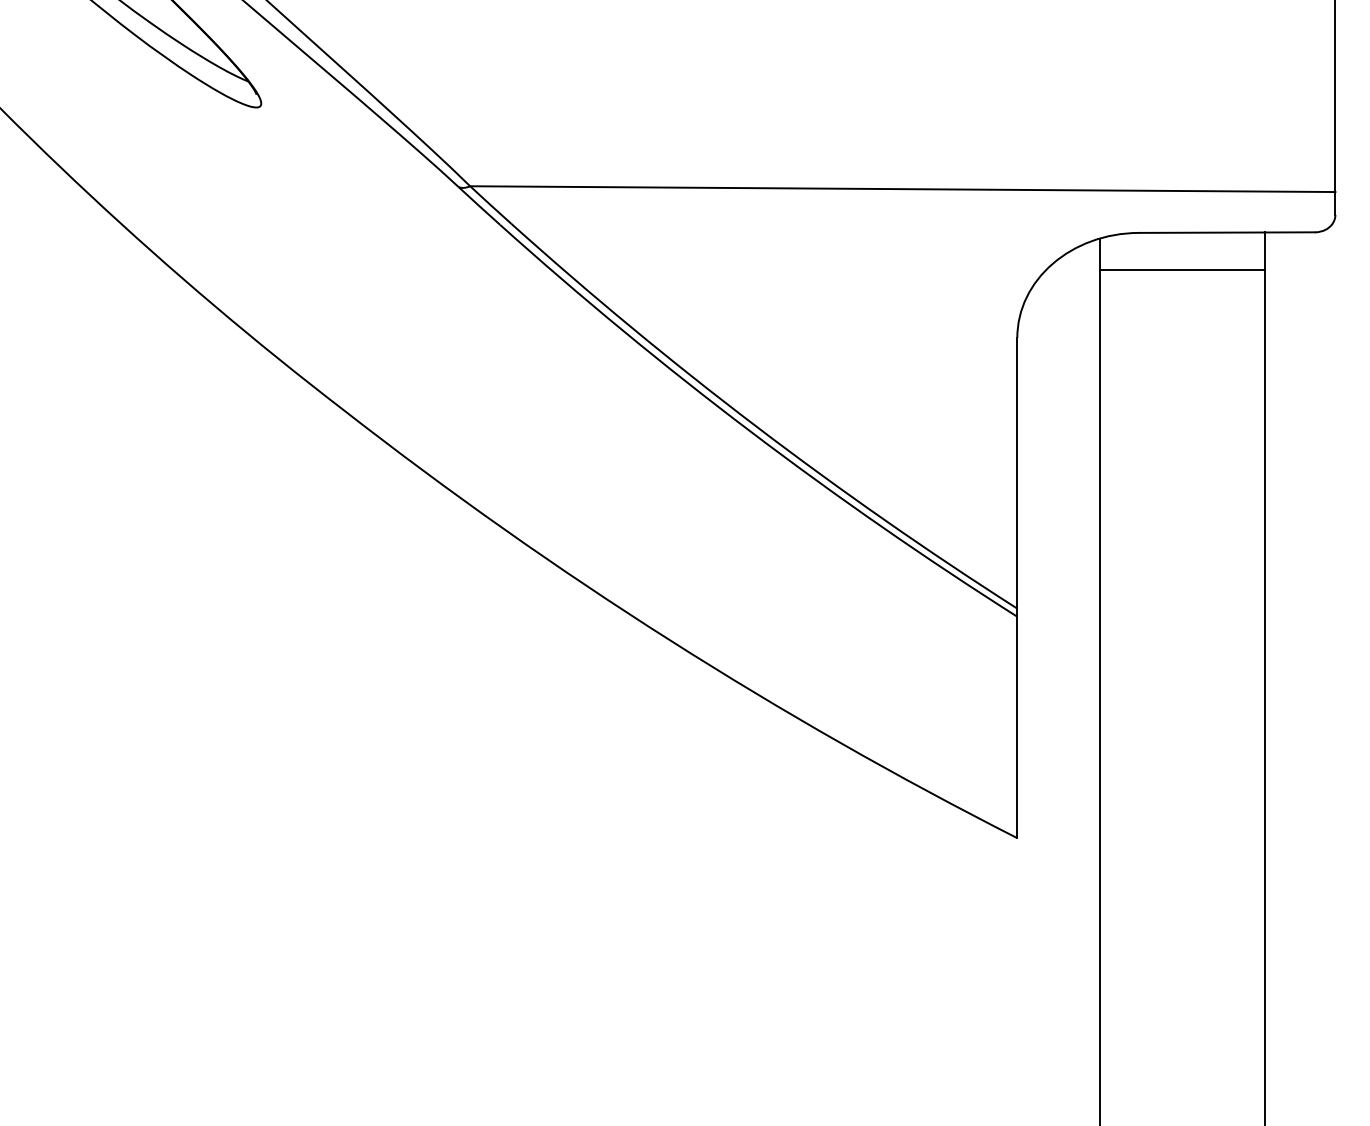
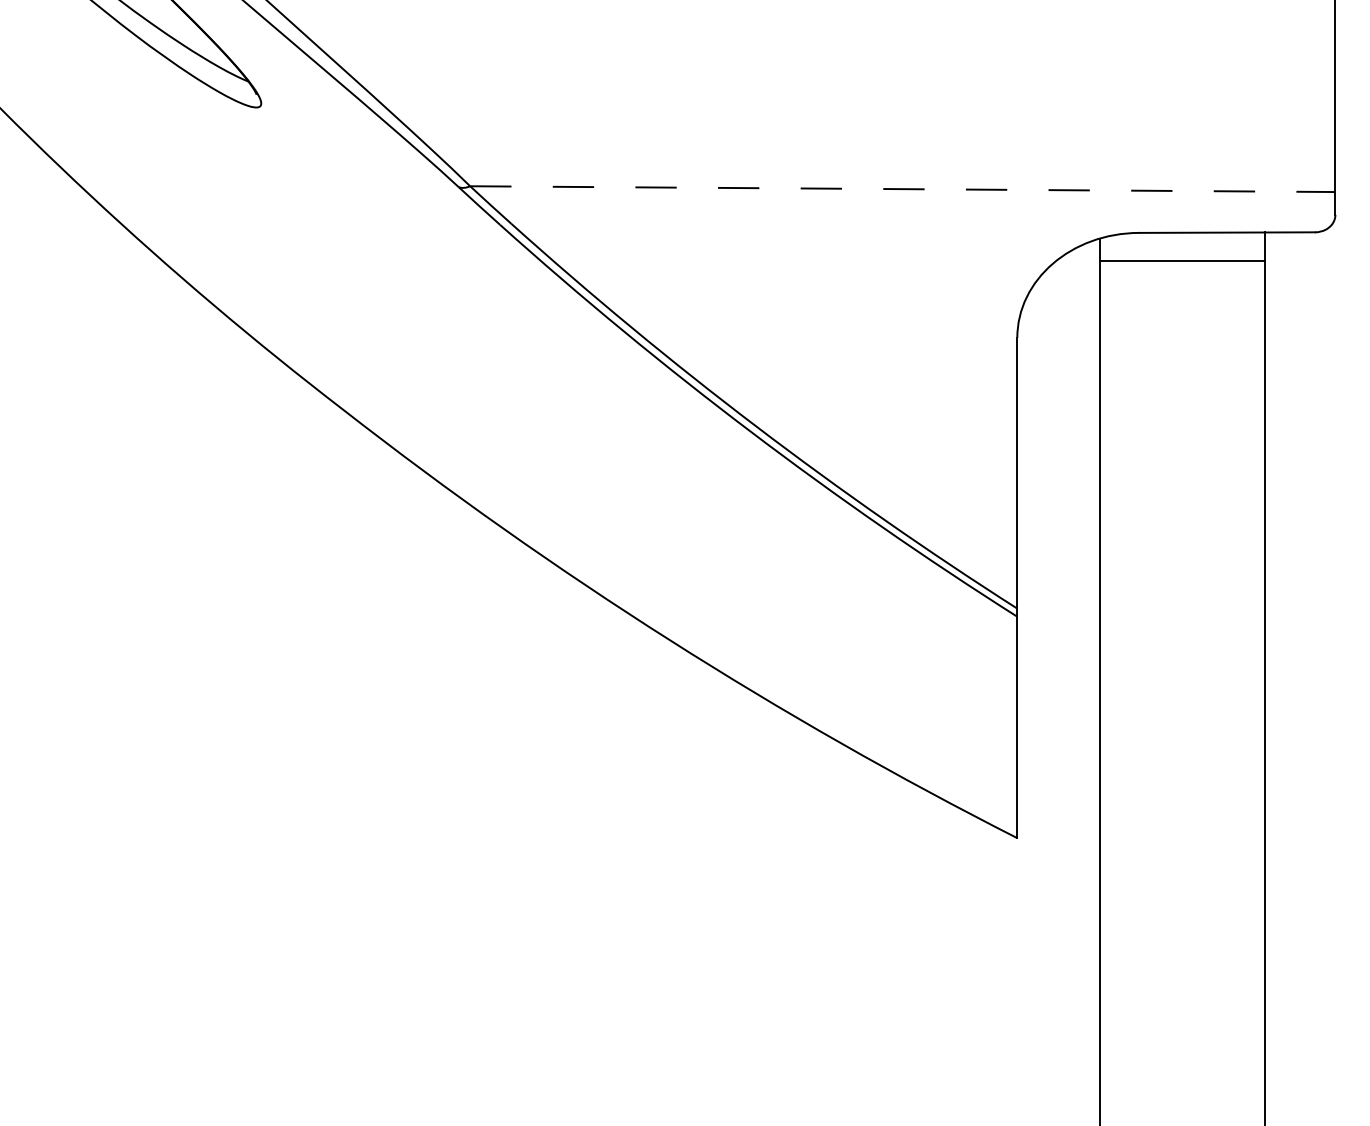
line: solid -> dashed (902, 189)
line position: (1182, 270) -> (1182, 261) (1182, 261)
